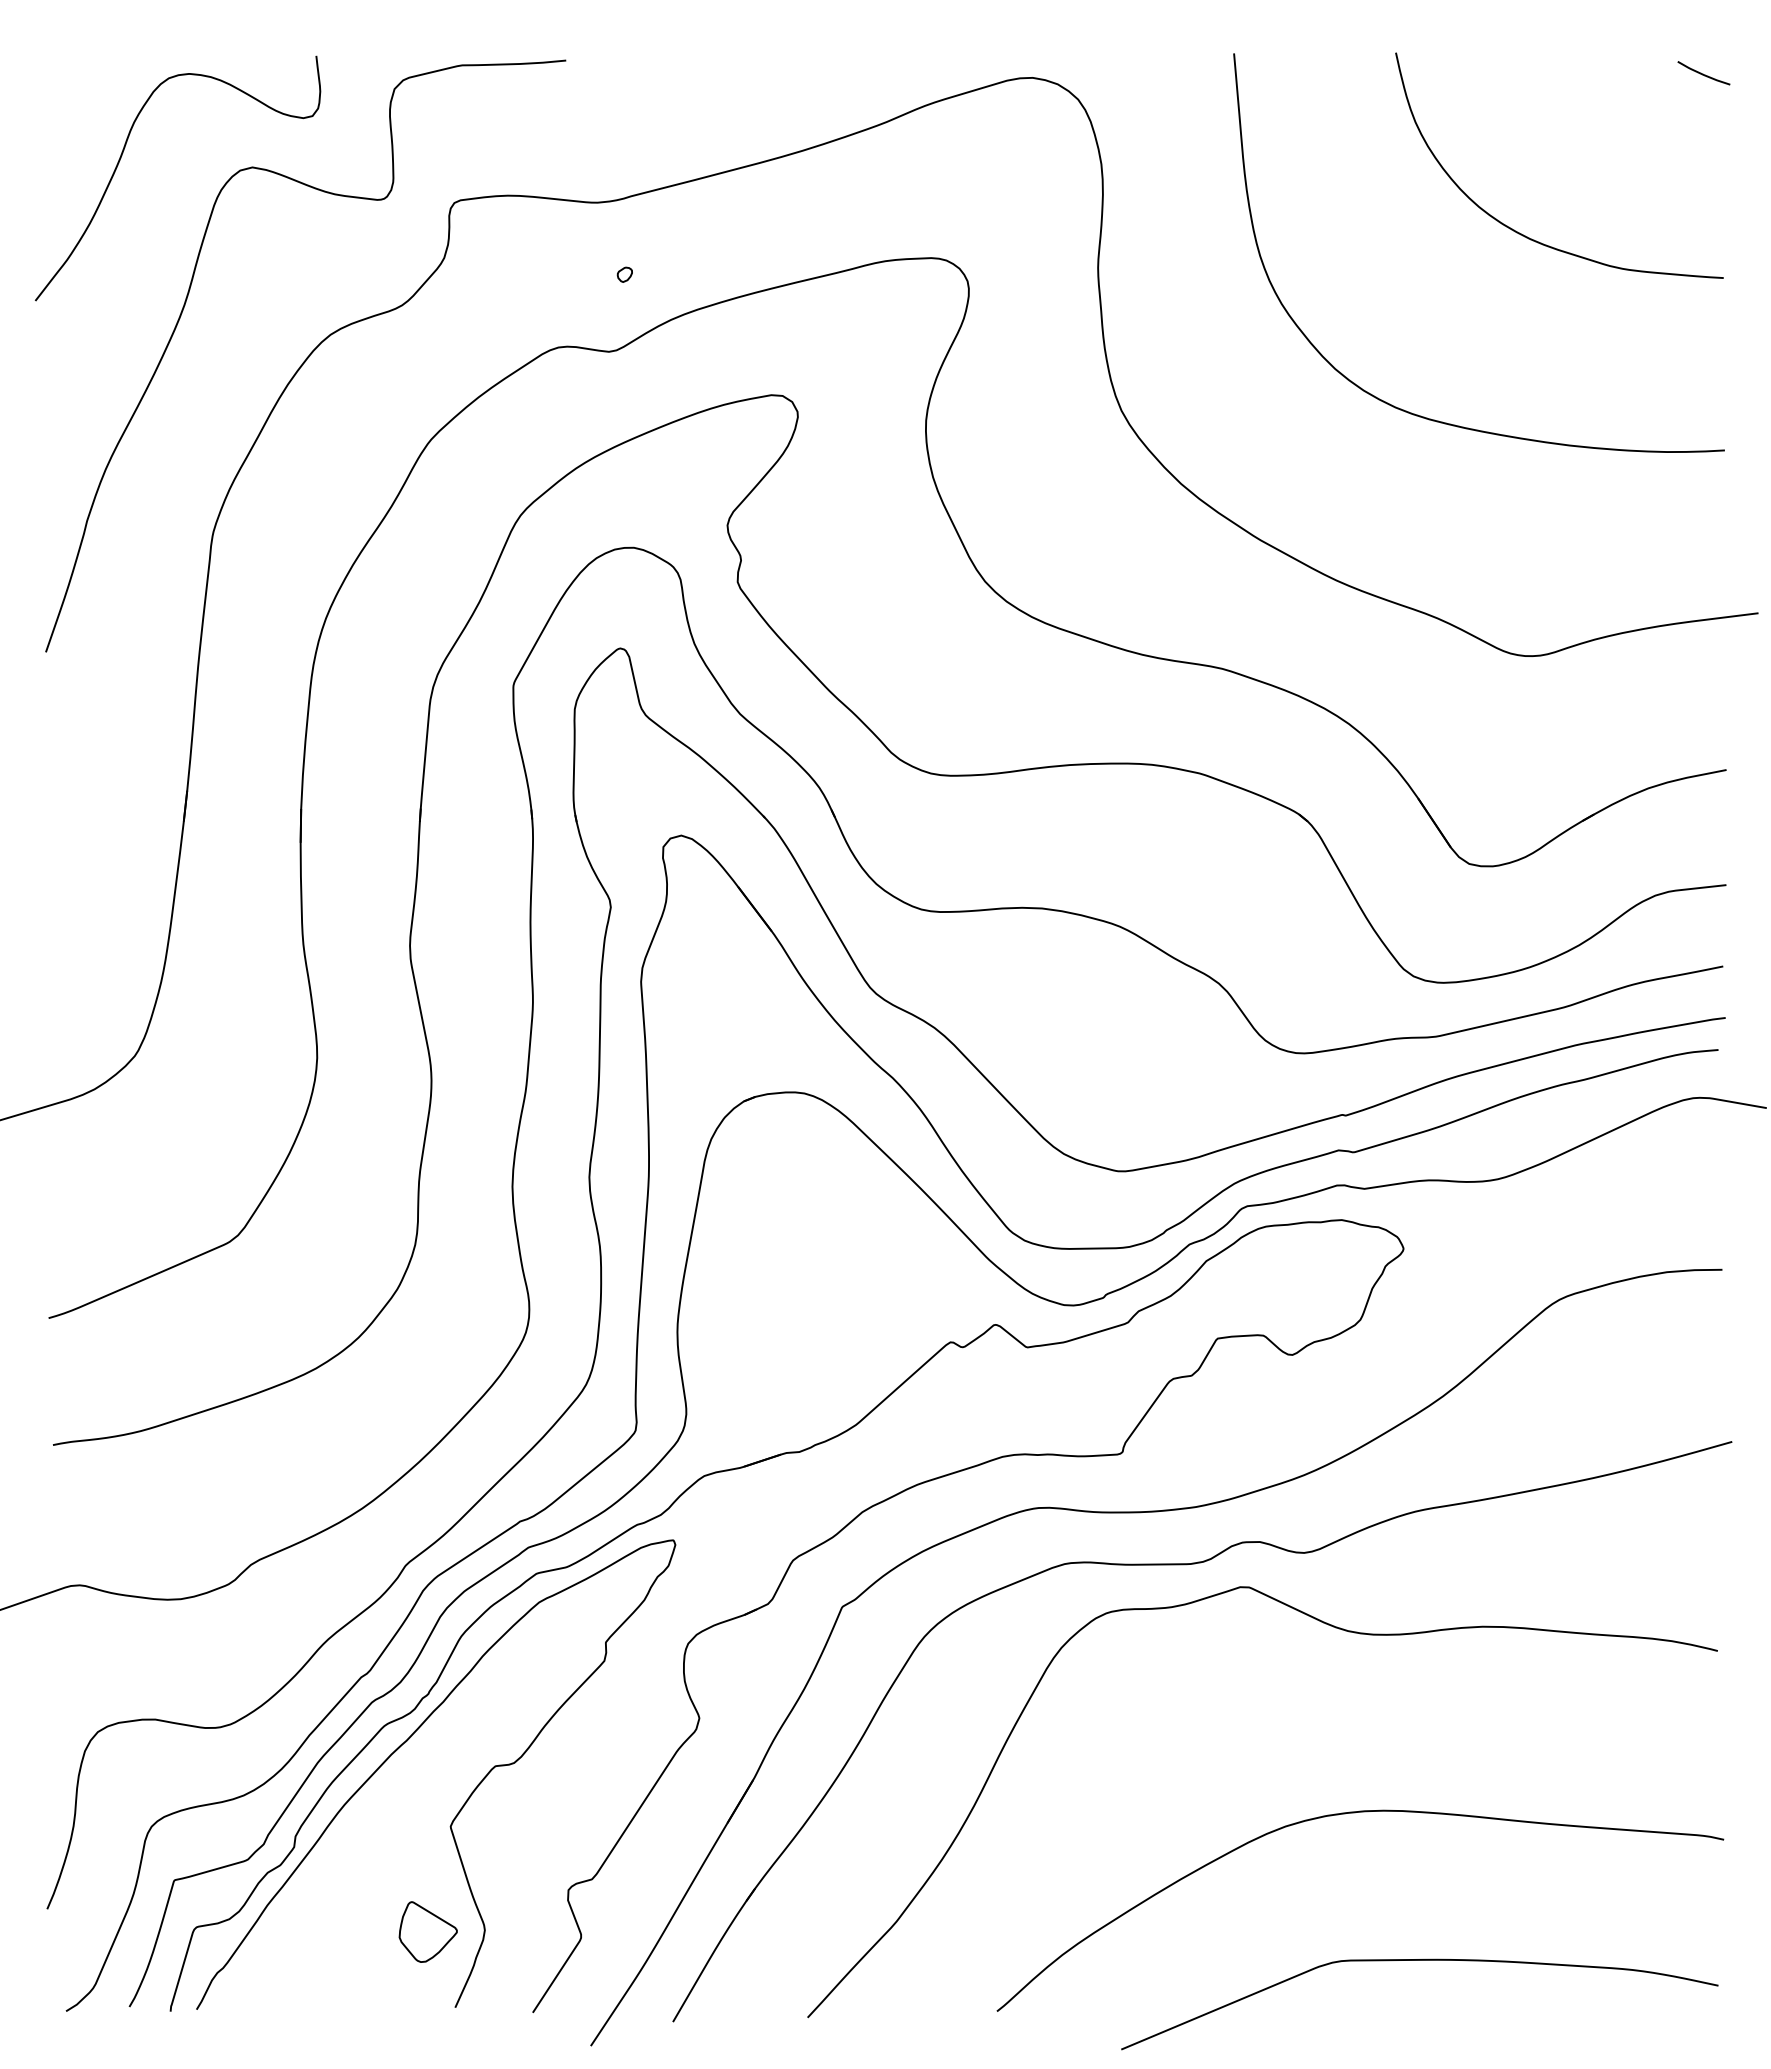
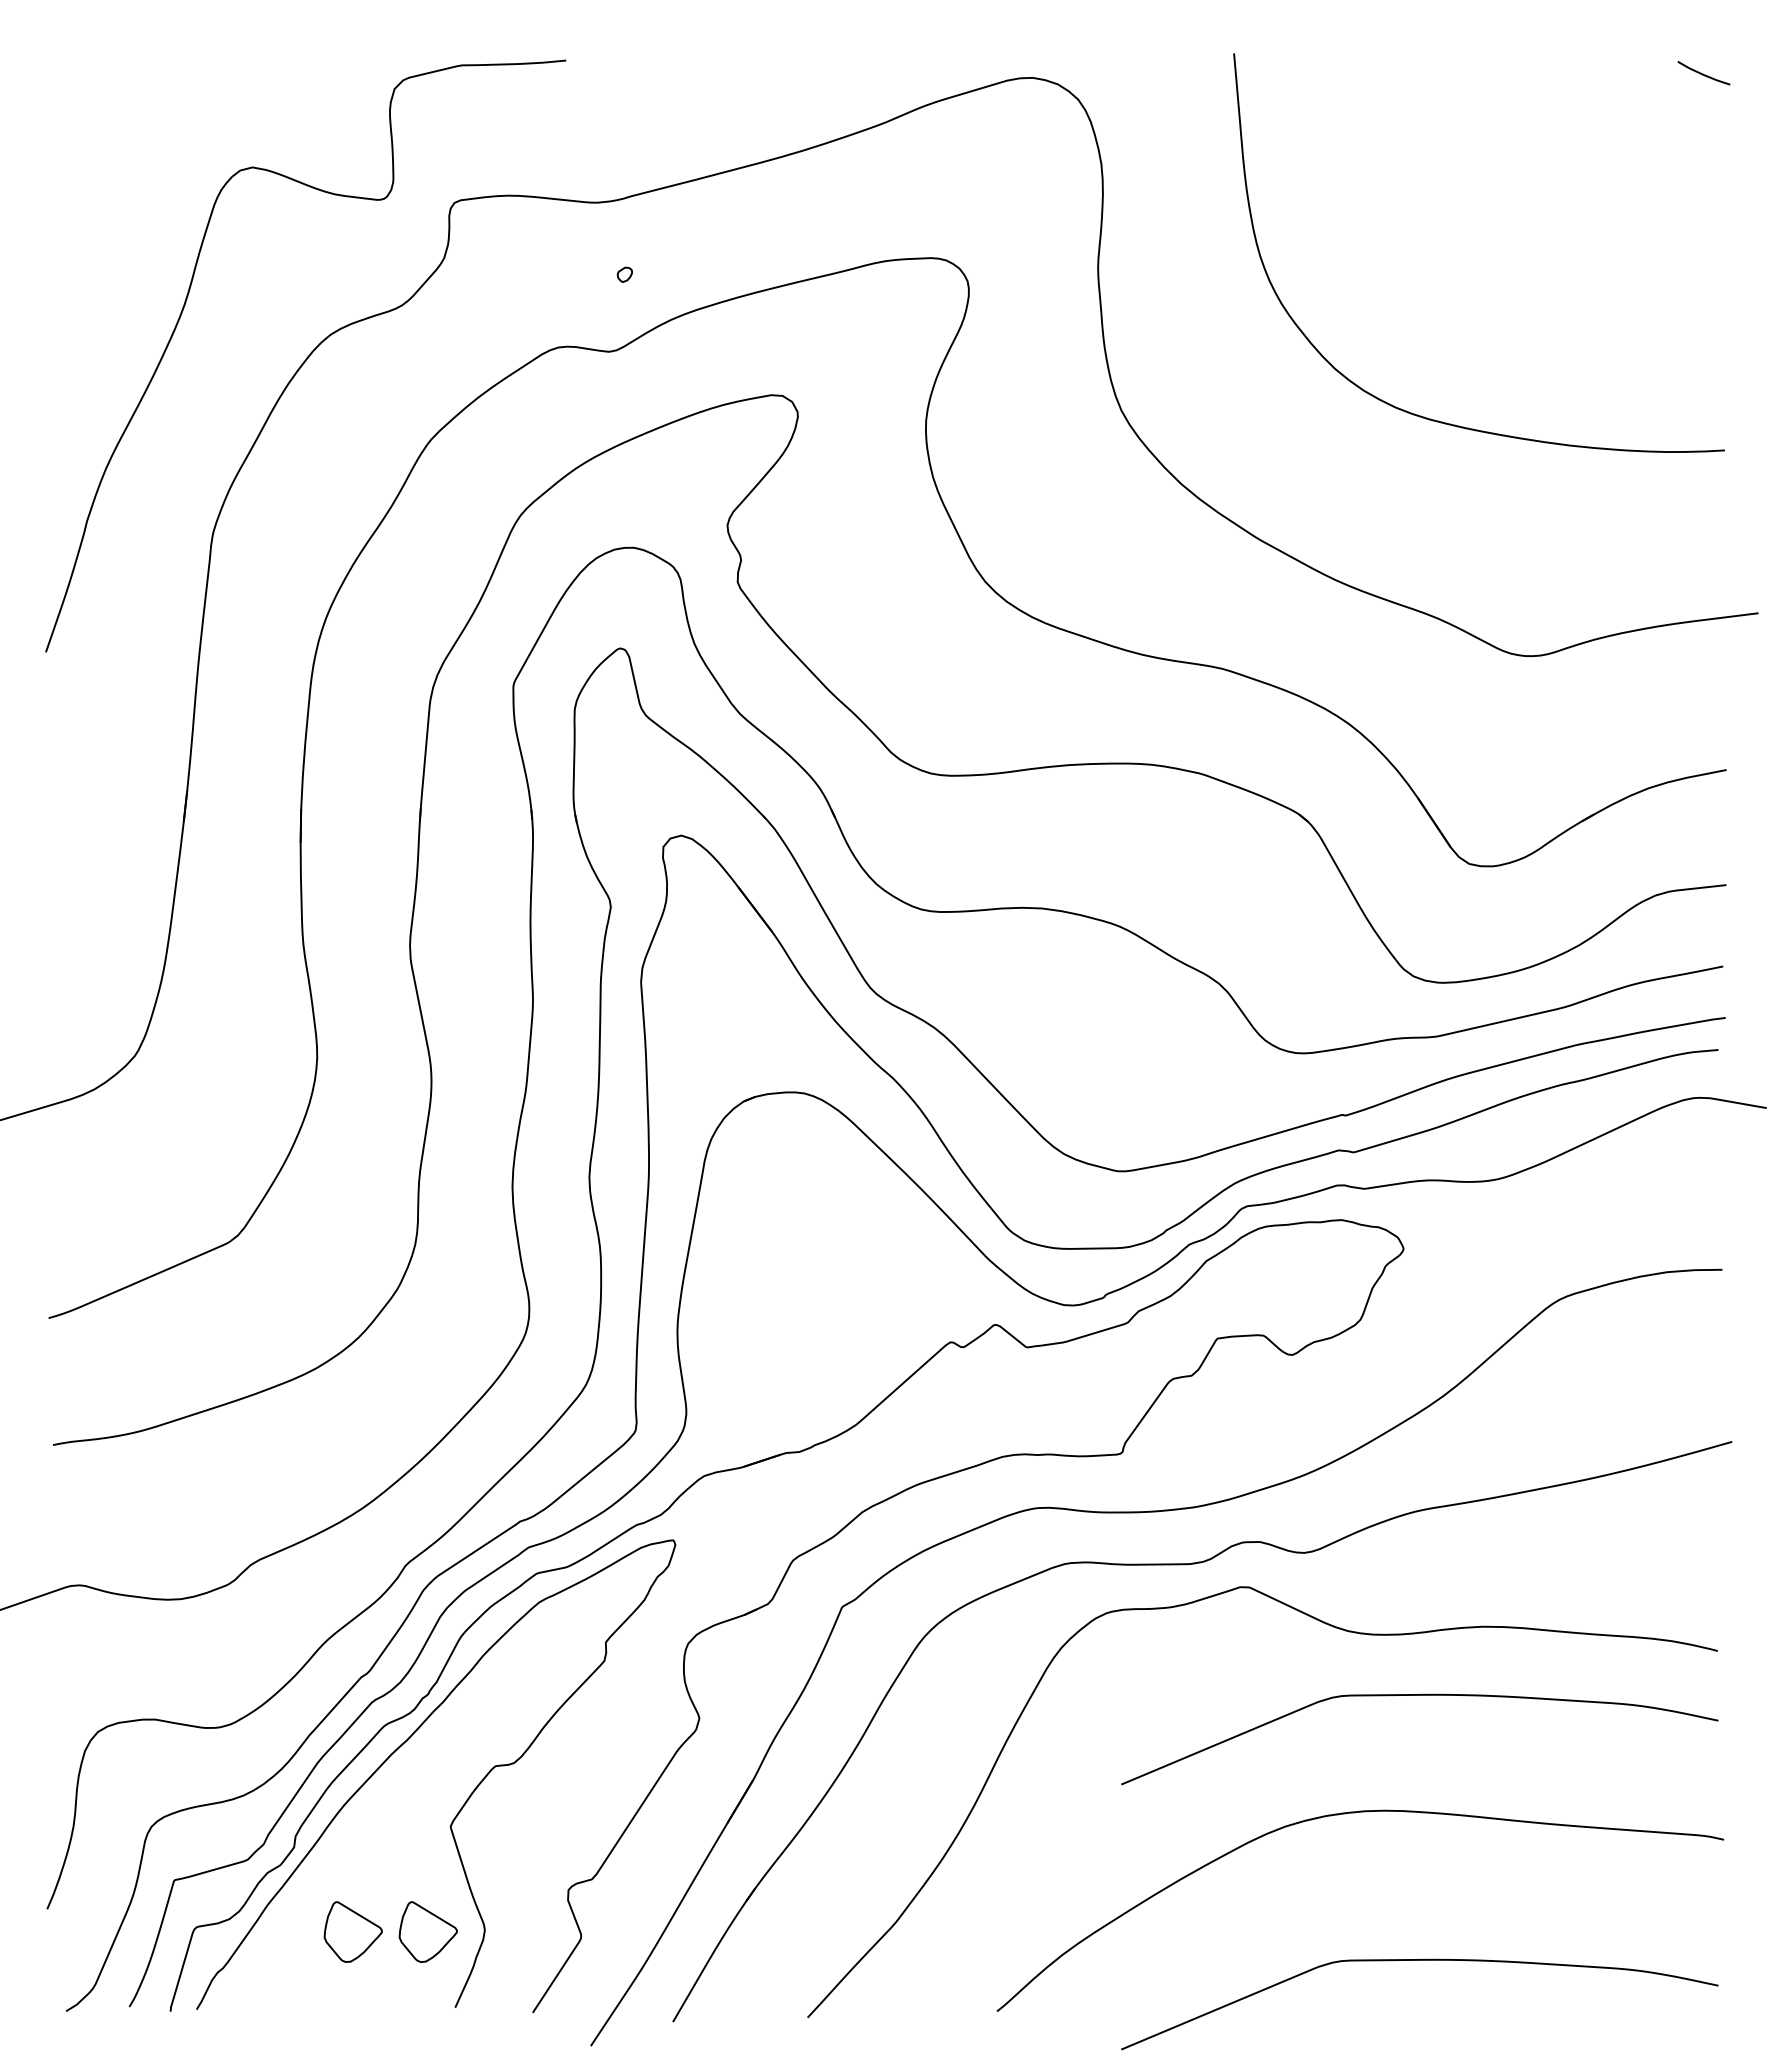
curve: present -> none (121, 158)
curve: present -> none (1525, 235)
curve: none -> present (1419, 1695)
part: none -> present (352, 1931)
